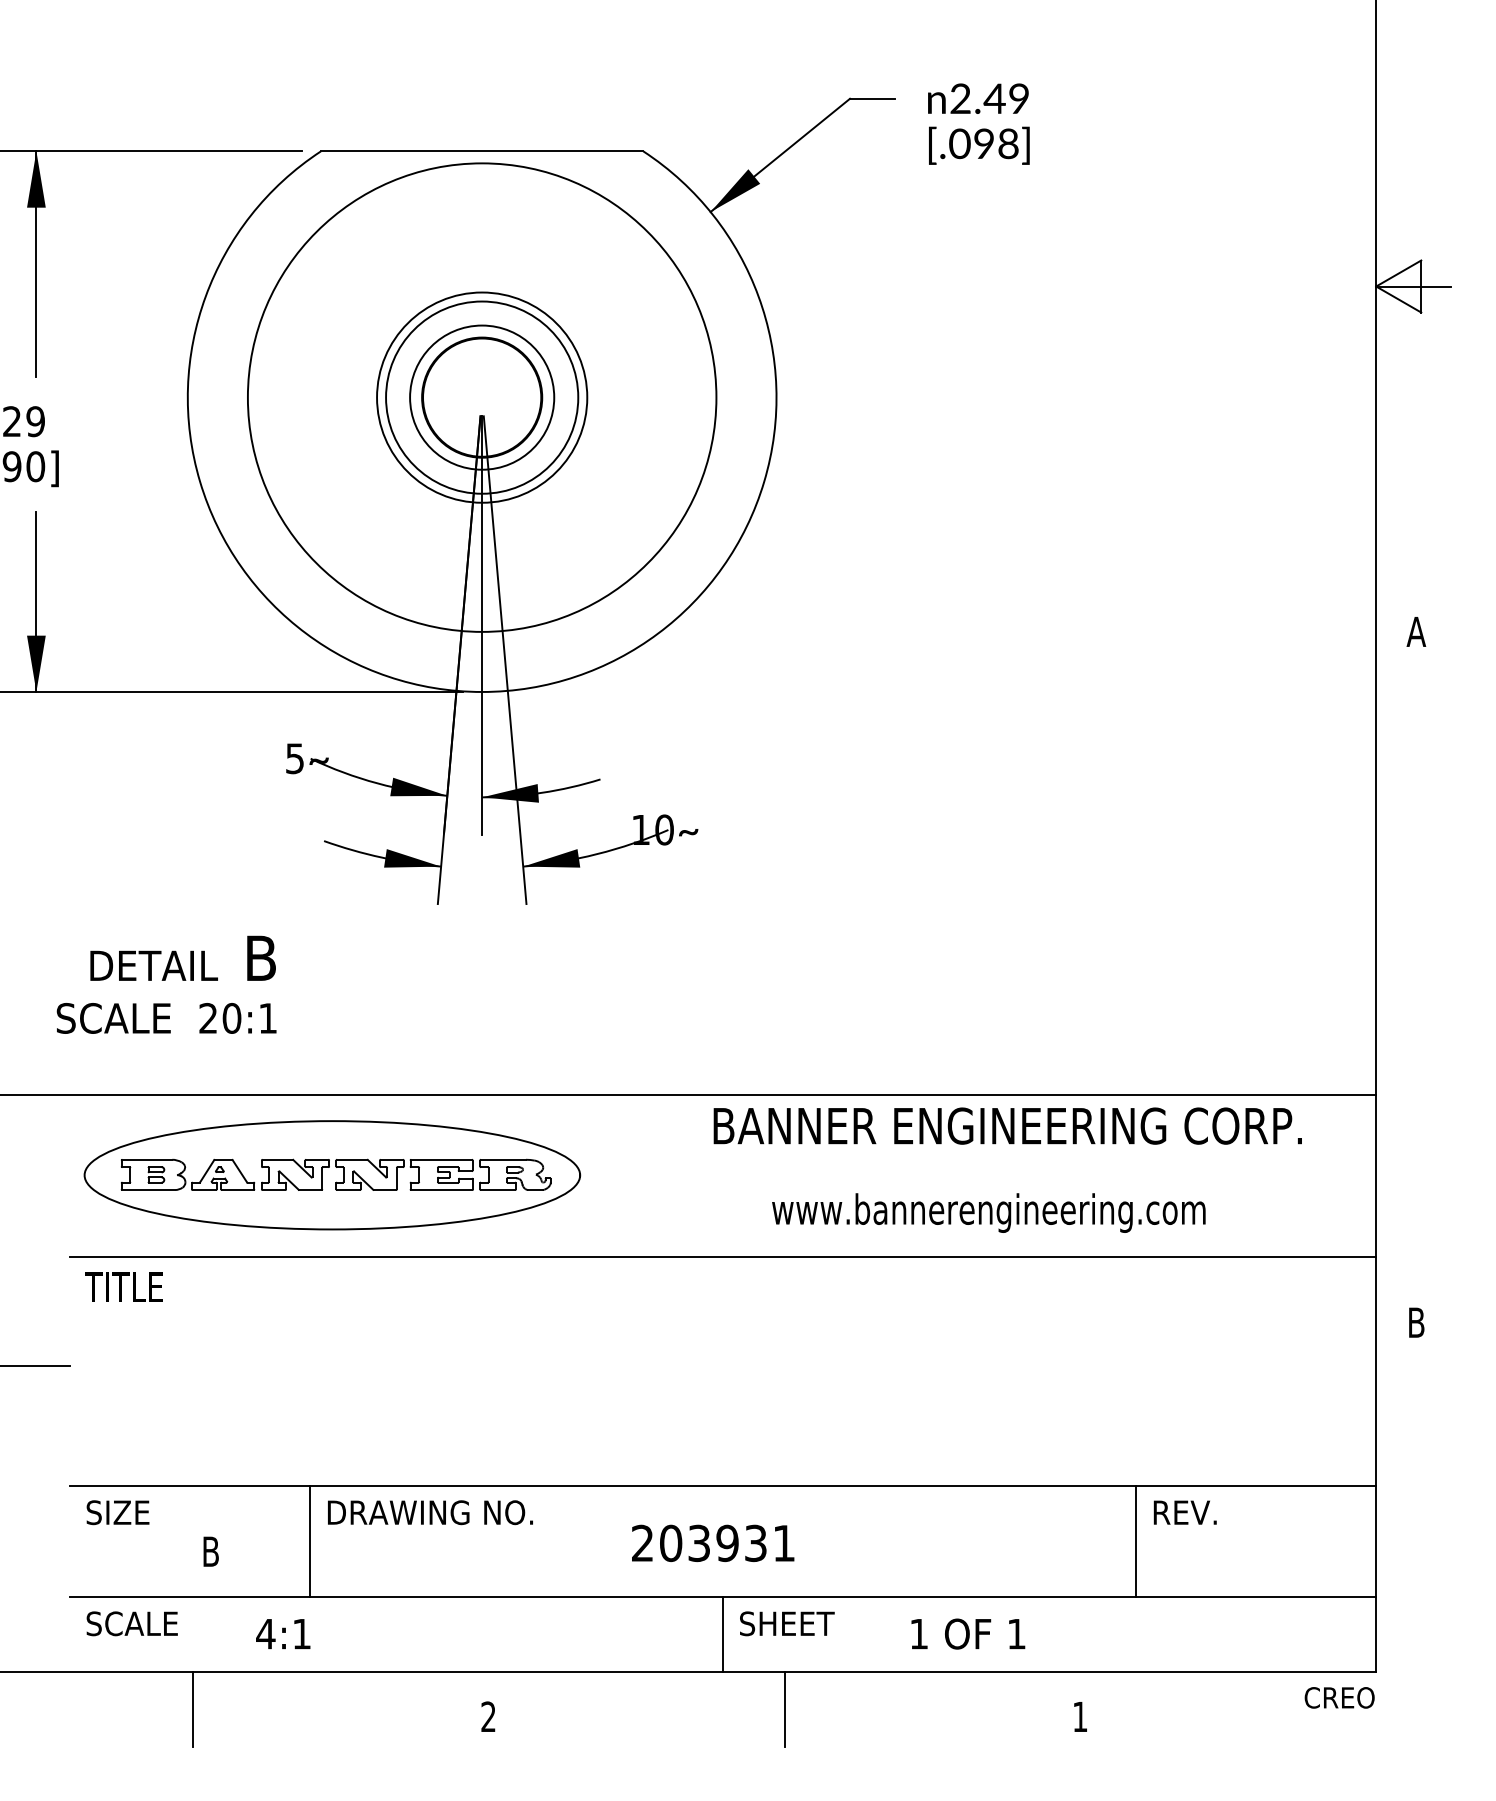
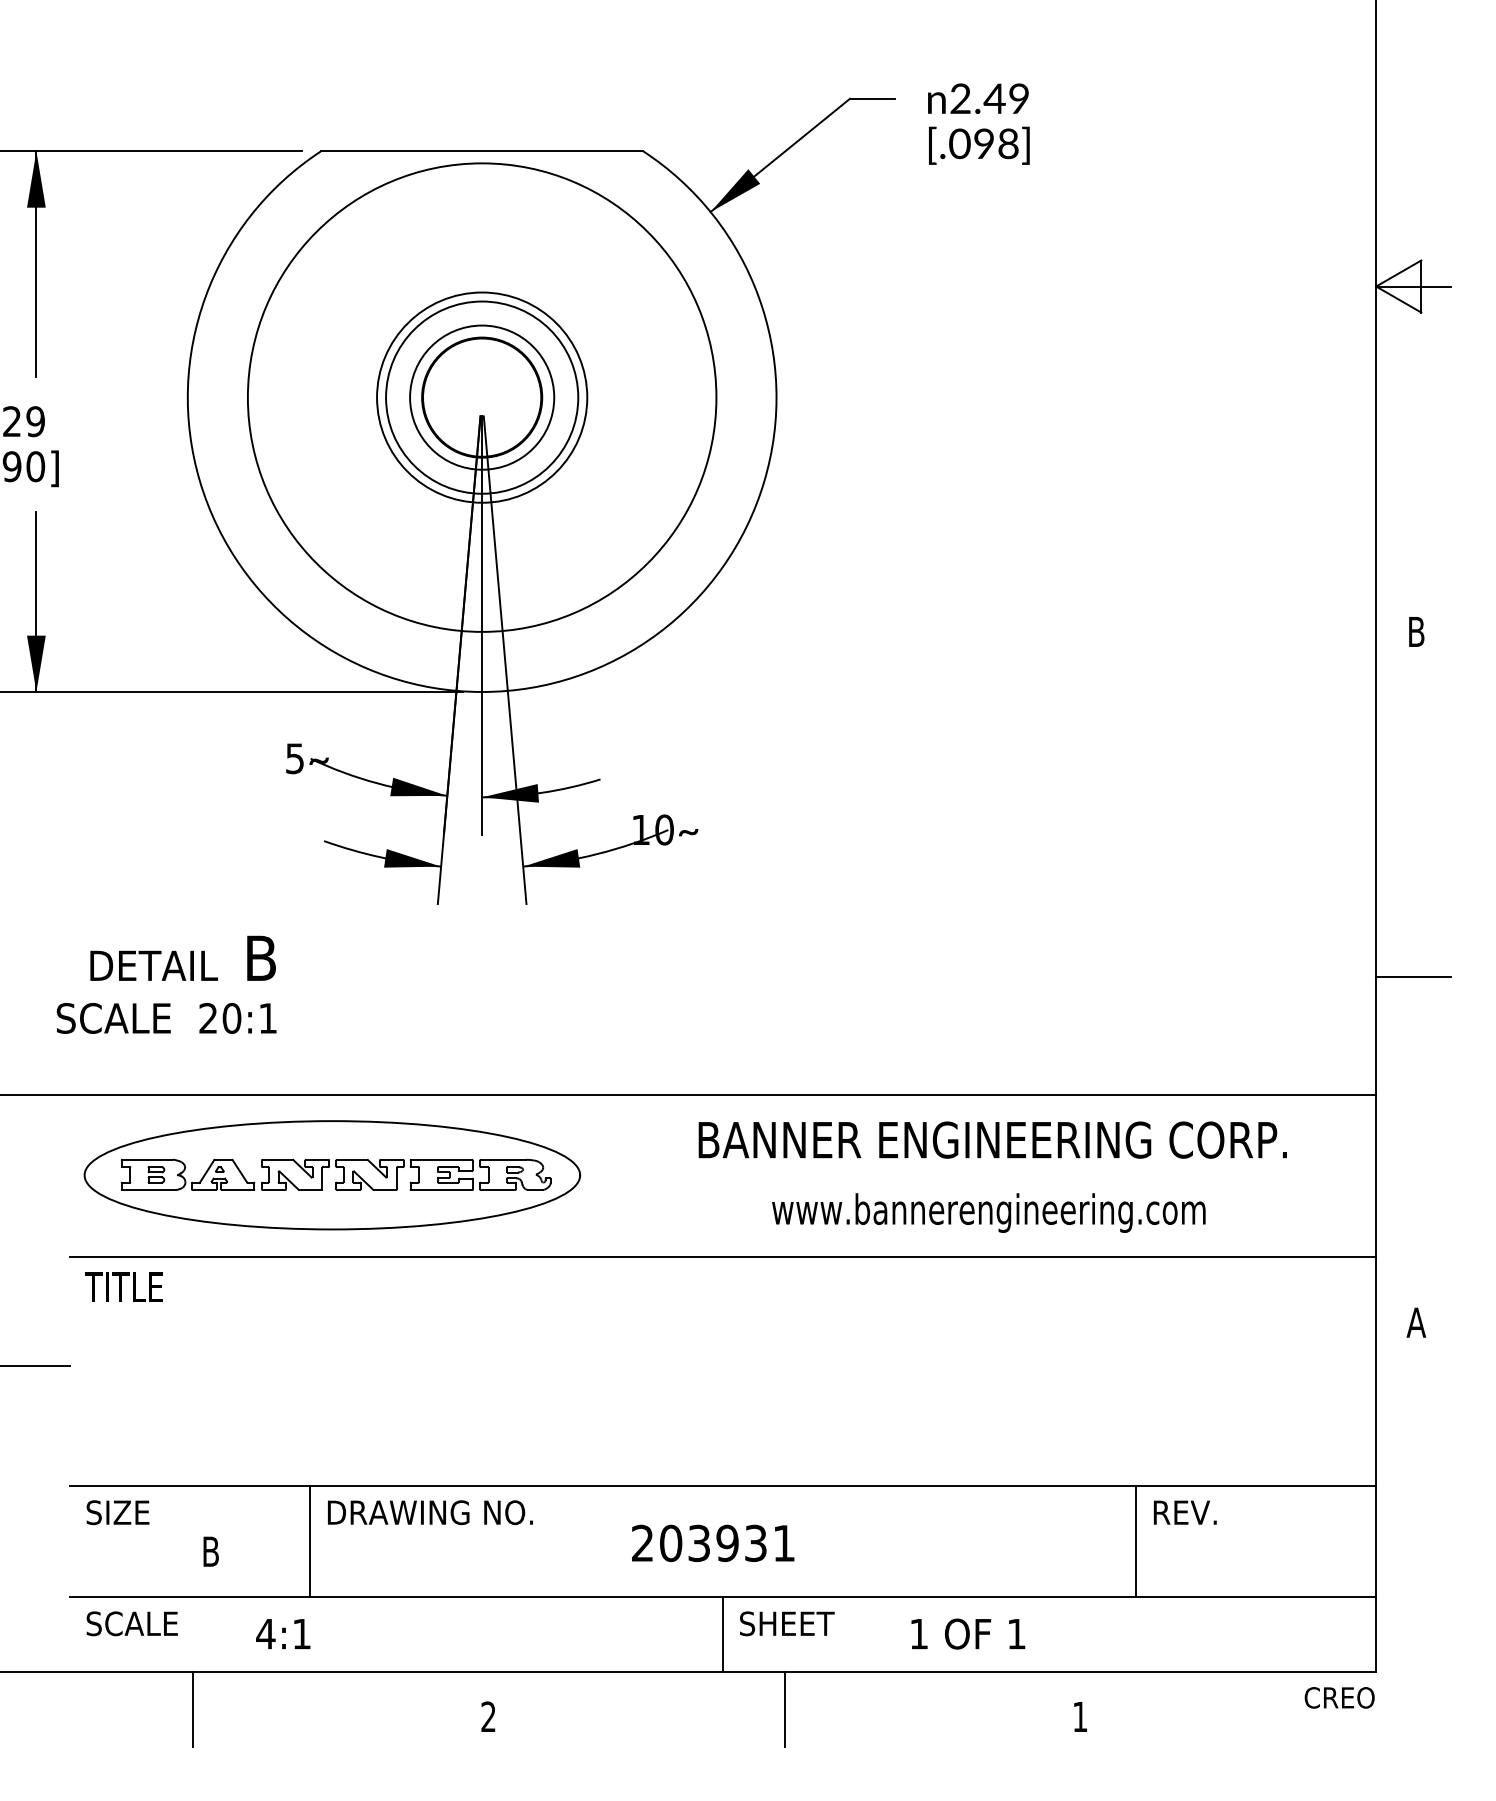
text: A -> B (1416, 631)
line: none -> present (1413, 977)
text position: (1007, 1125) -> (992, 1139) (992, 1139)
text: B -> A (1416, 1322)
